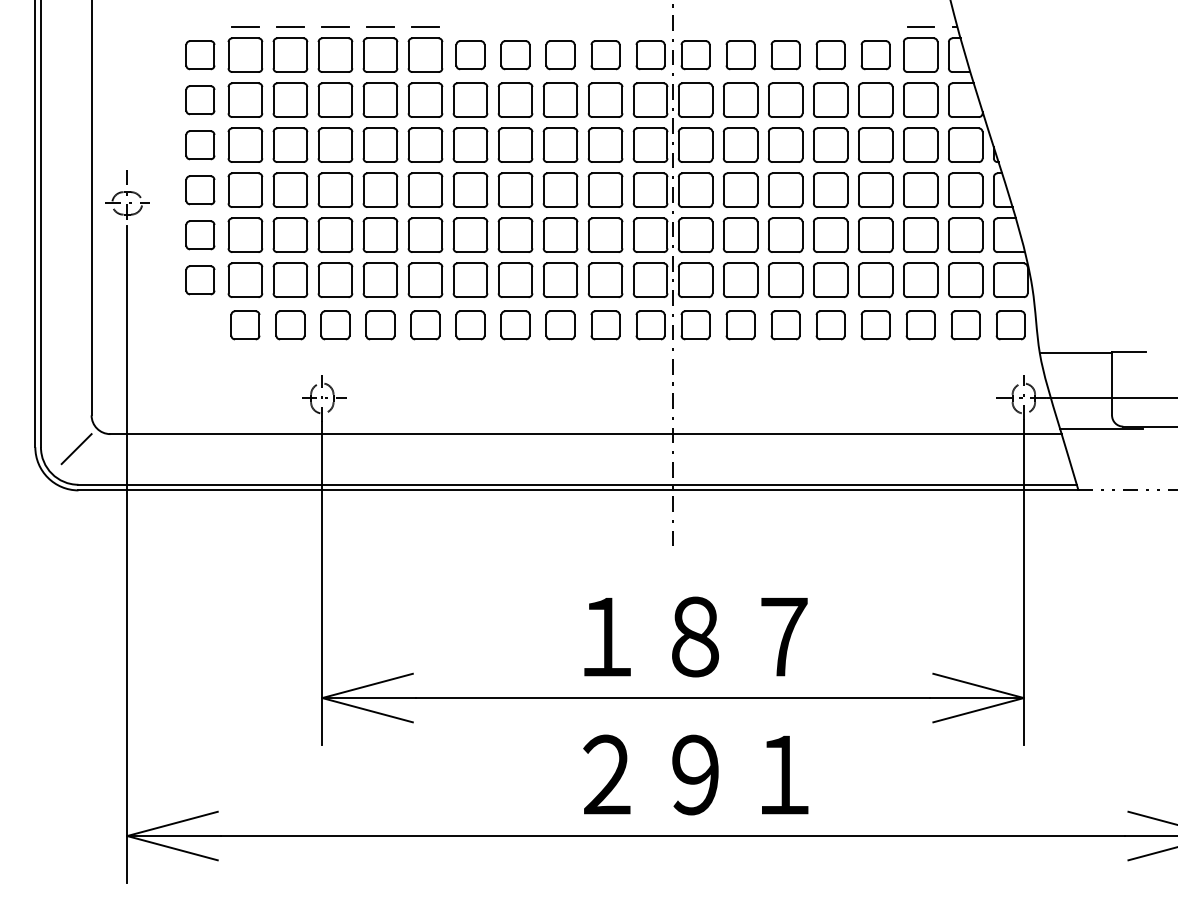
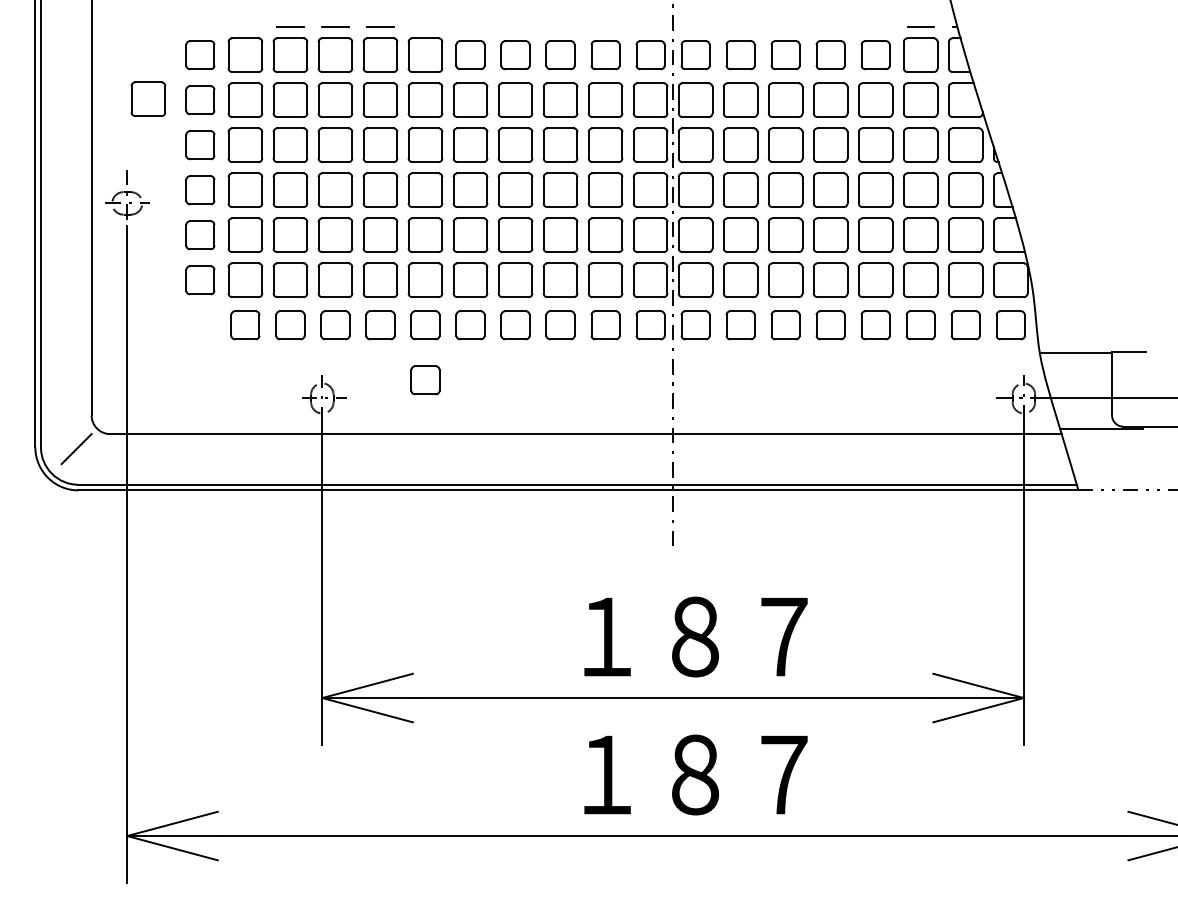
line: present -> none (245, 27)
line: present -> none (425, 27)
part: none -> present (148, 98)
part: none -> present (425, 380)
text: ２９１ -> １８７ (695, 774)
